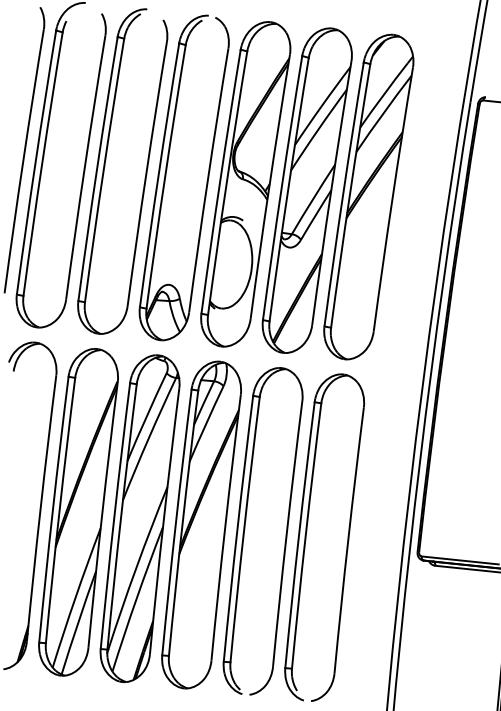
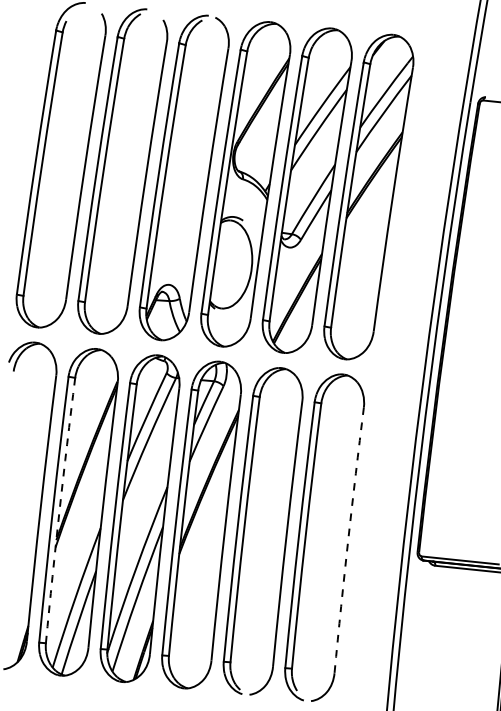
part: present -> none (24, 150)
arc: solid -> dashed (59, 510)
arc: solid -> dashed (348, 540)
